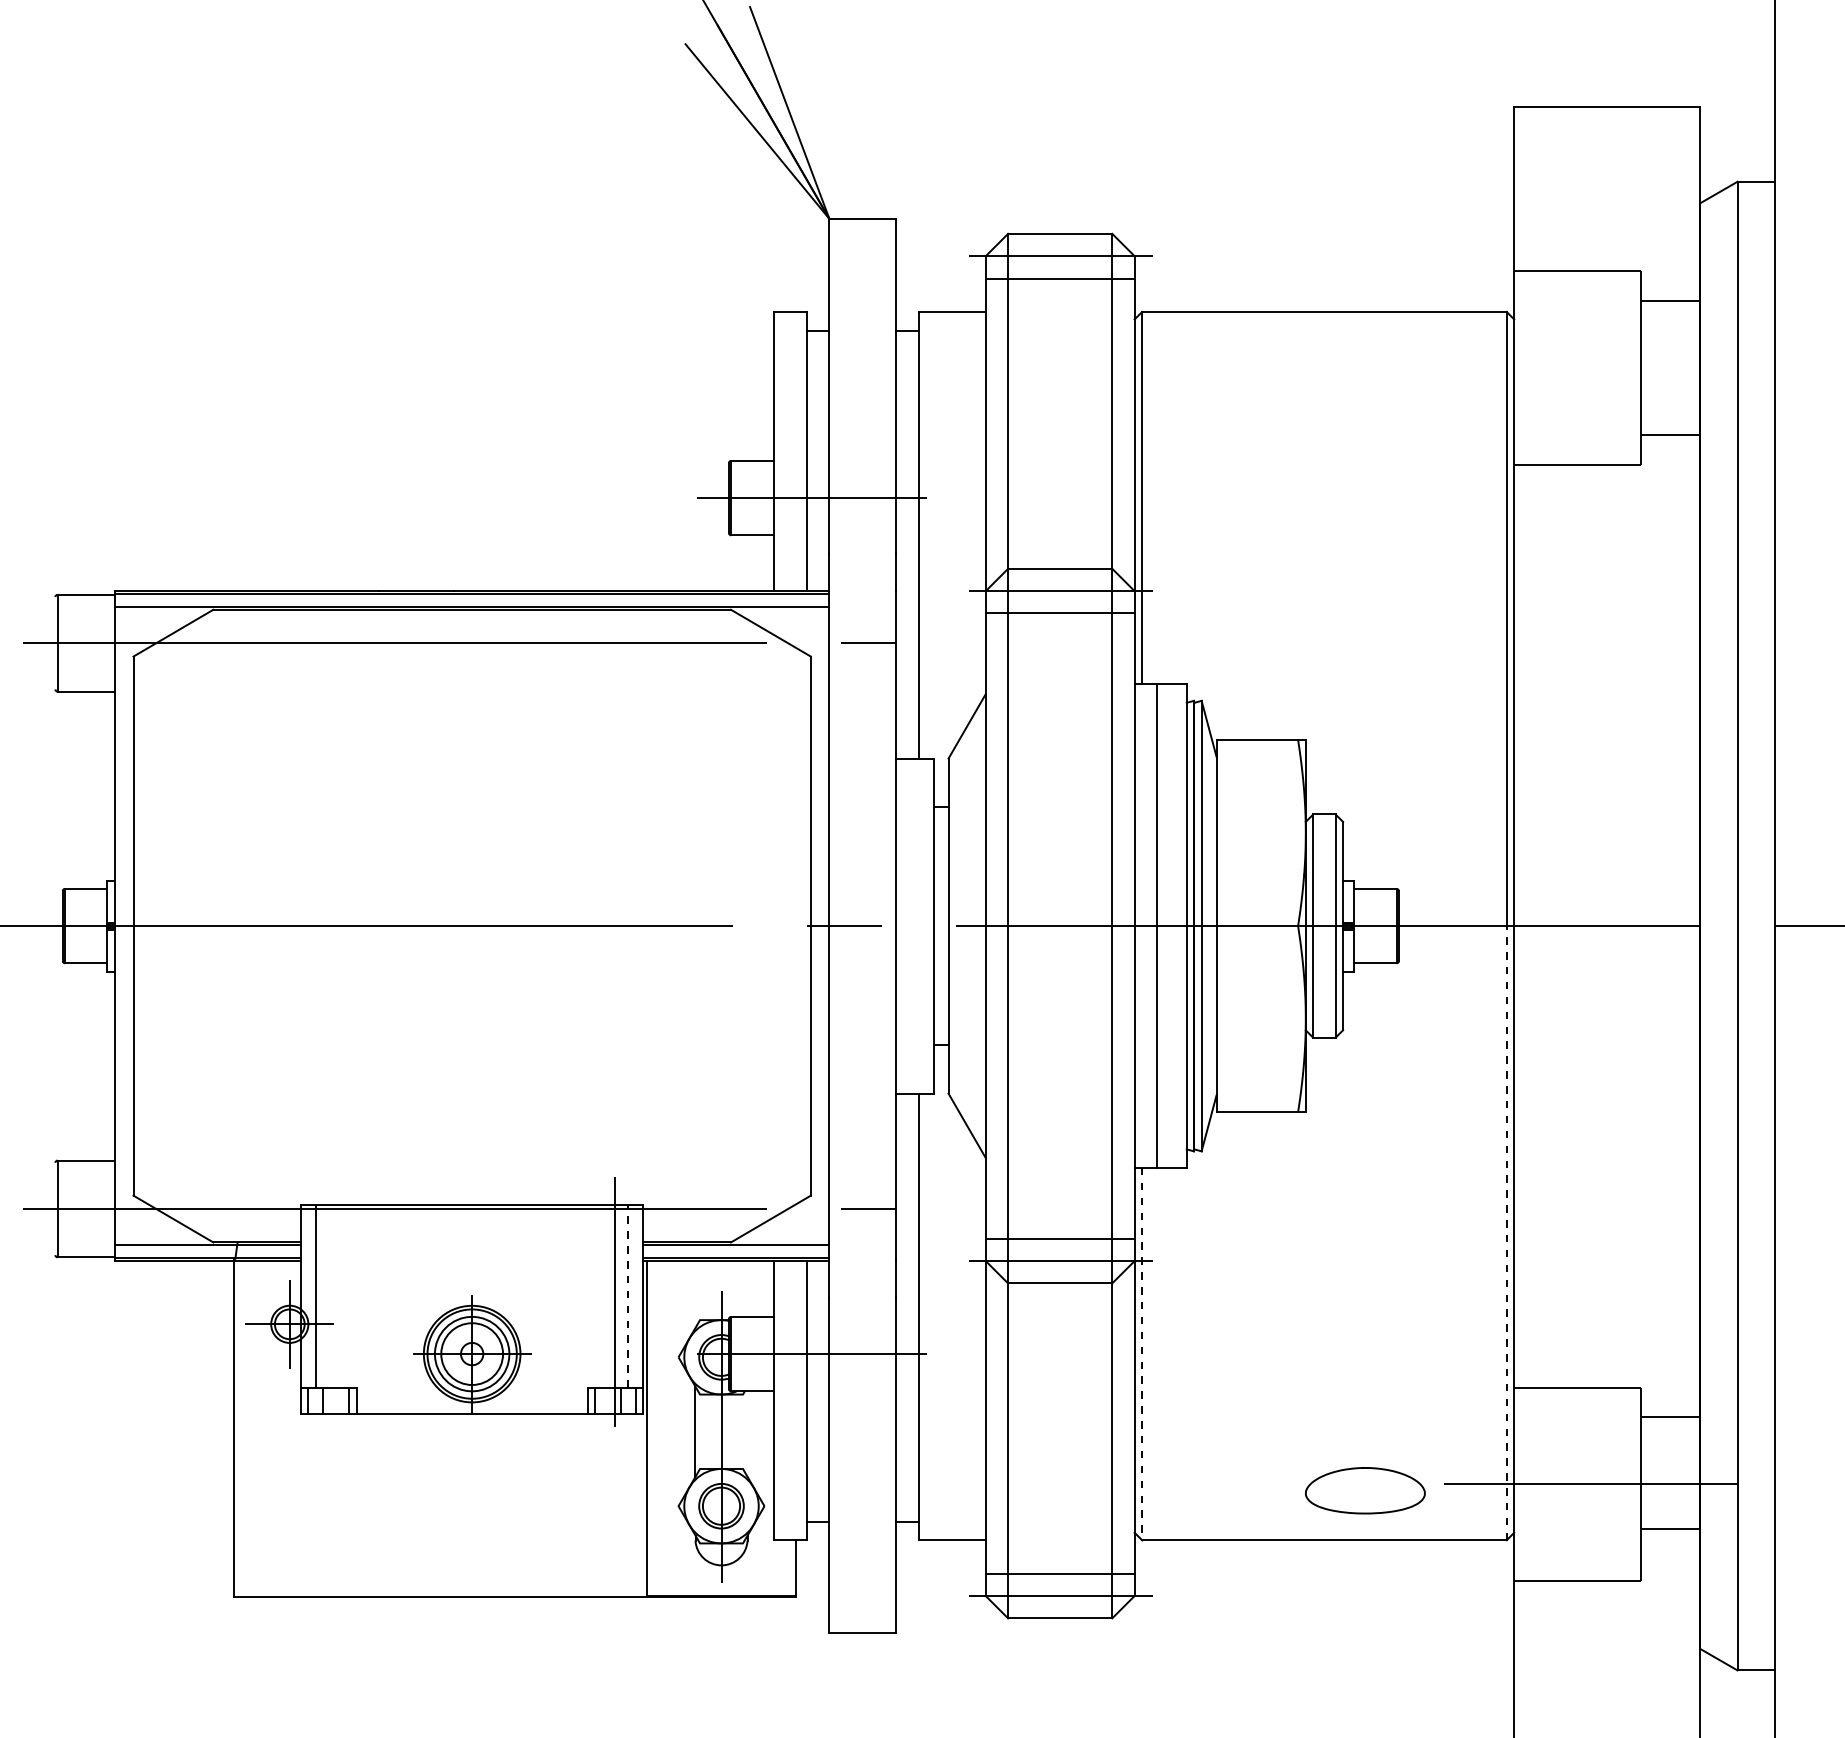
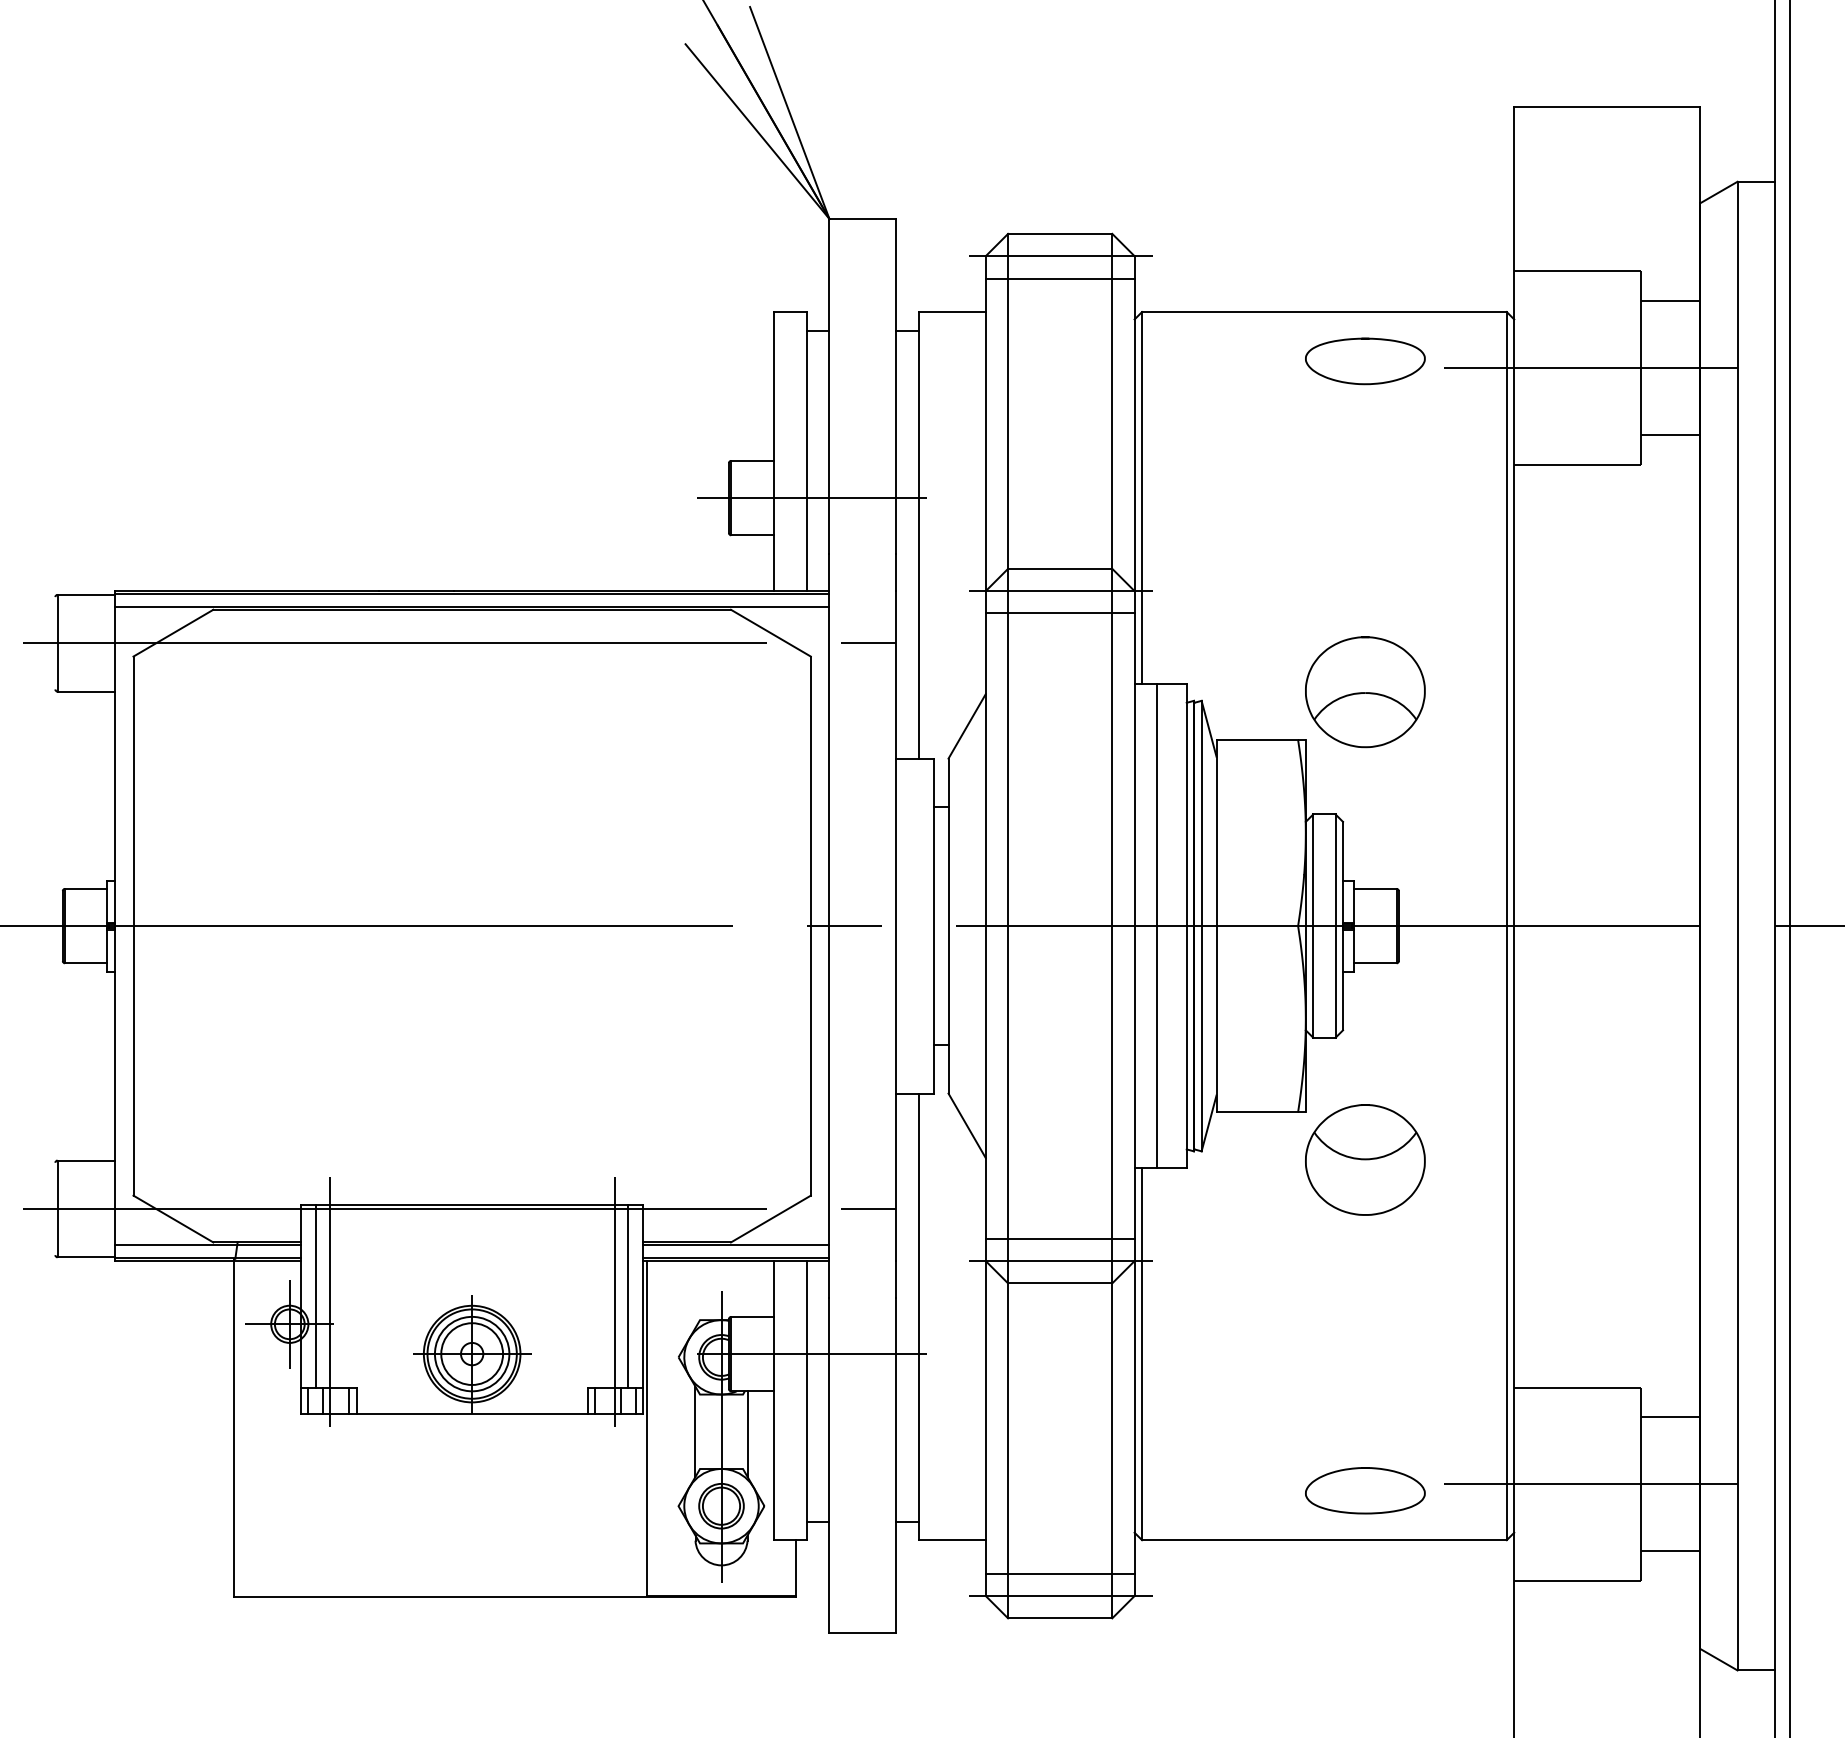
curve: none -> present (1365, 339)
line: none -> present (1590, 367)
part: none -> present (1365, 692)
line: none -> present (1789, 868)
part: none -> present (1365, 1159)
line: dashed -> solid (1506, 1232)
line: dashed -> solid (628, 1295)
line: none -> present (329, 1301)
line: dashed -> solid (1142, 1354)
line: none -> present (747, 1433)
line position: (1670, 1529) -> (1670, 1551) (1670, 1551)
